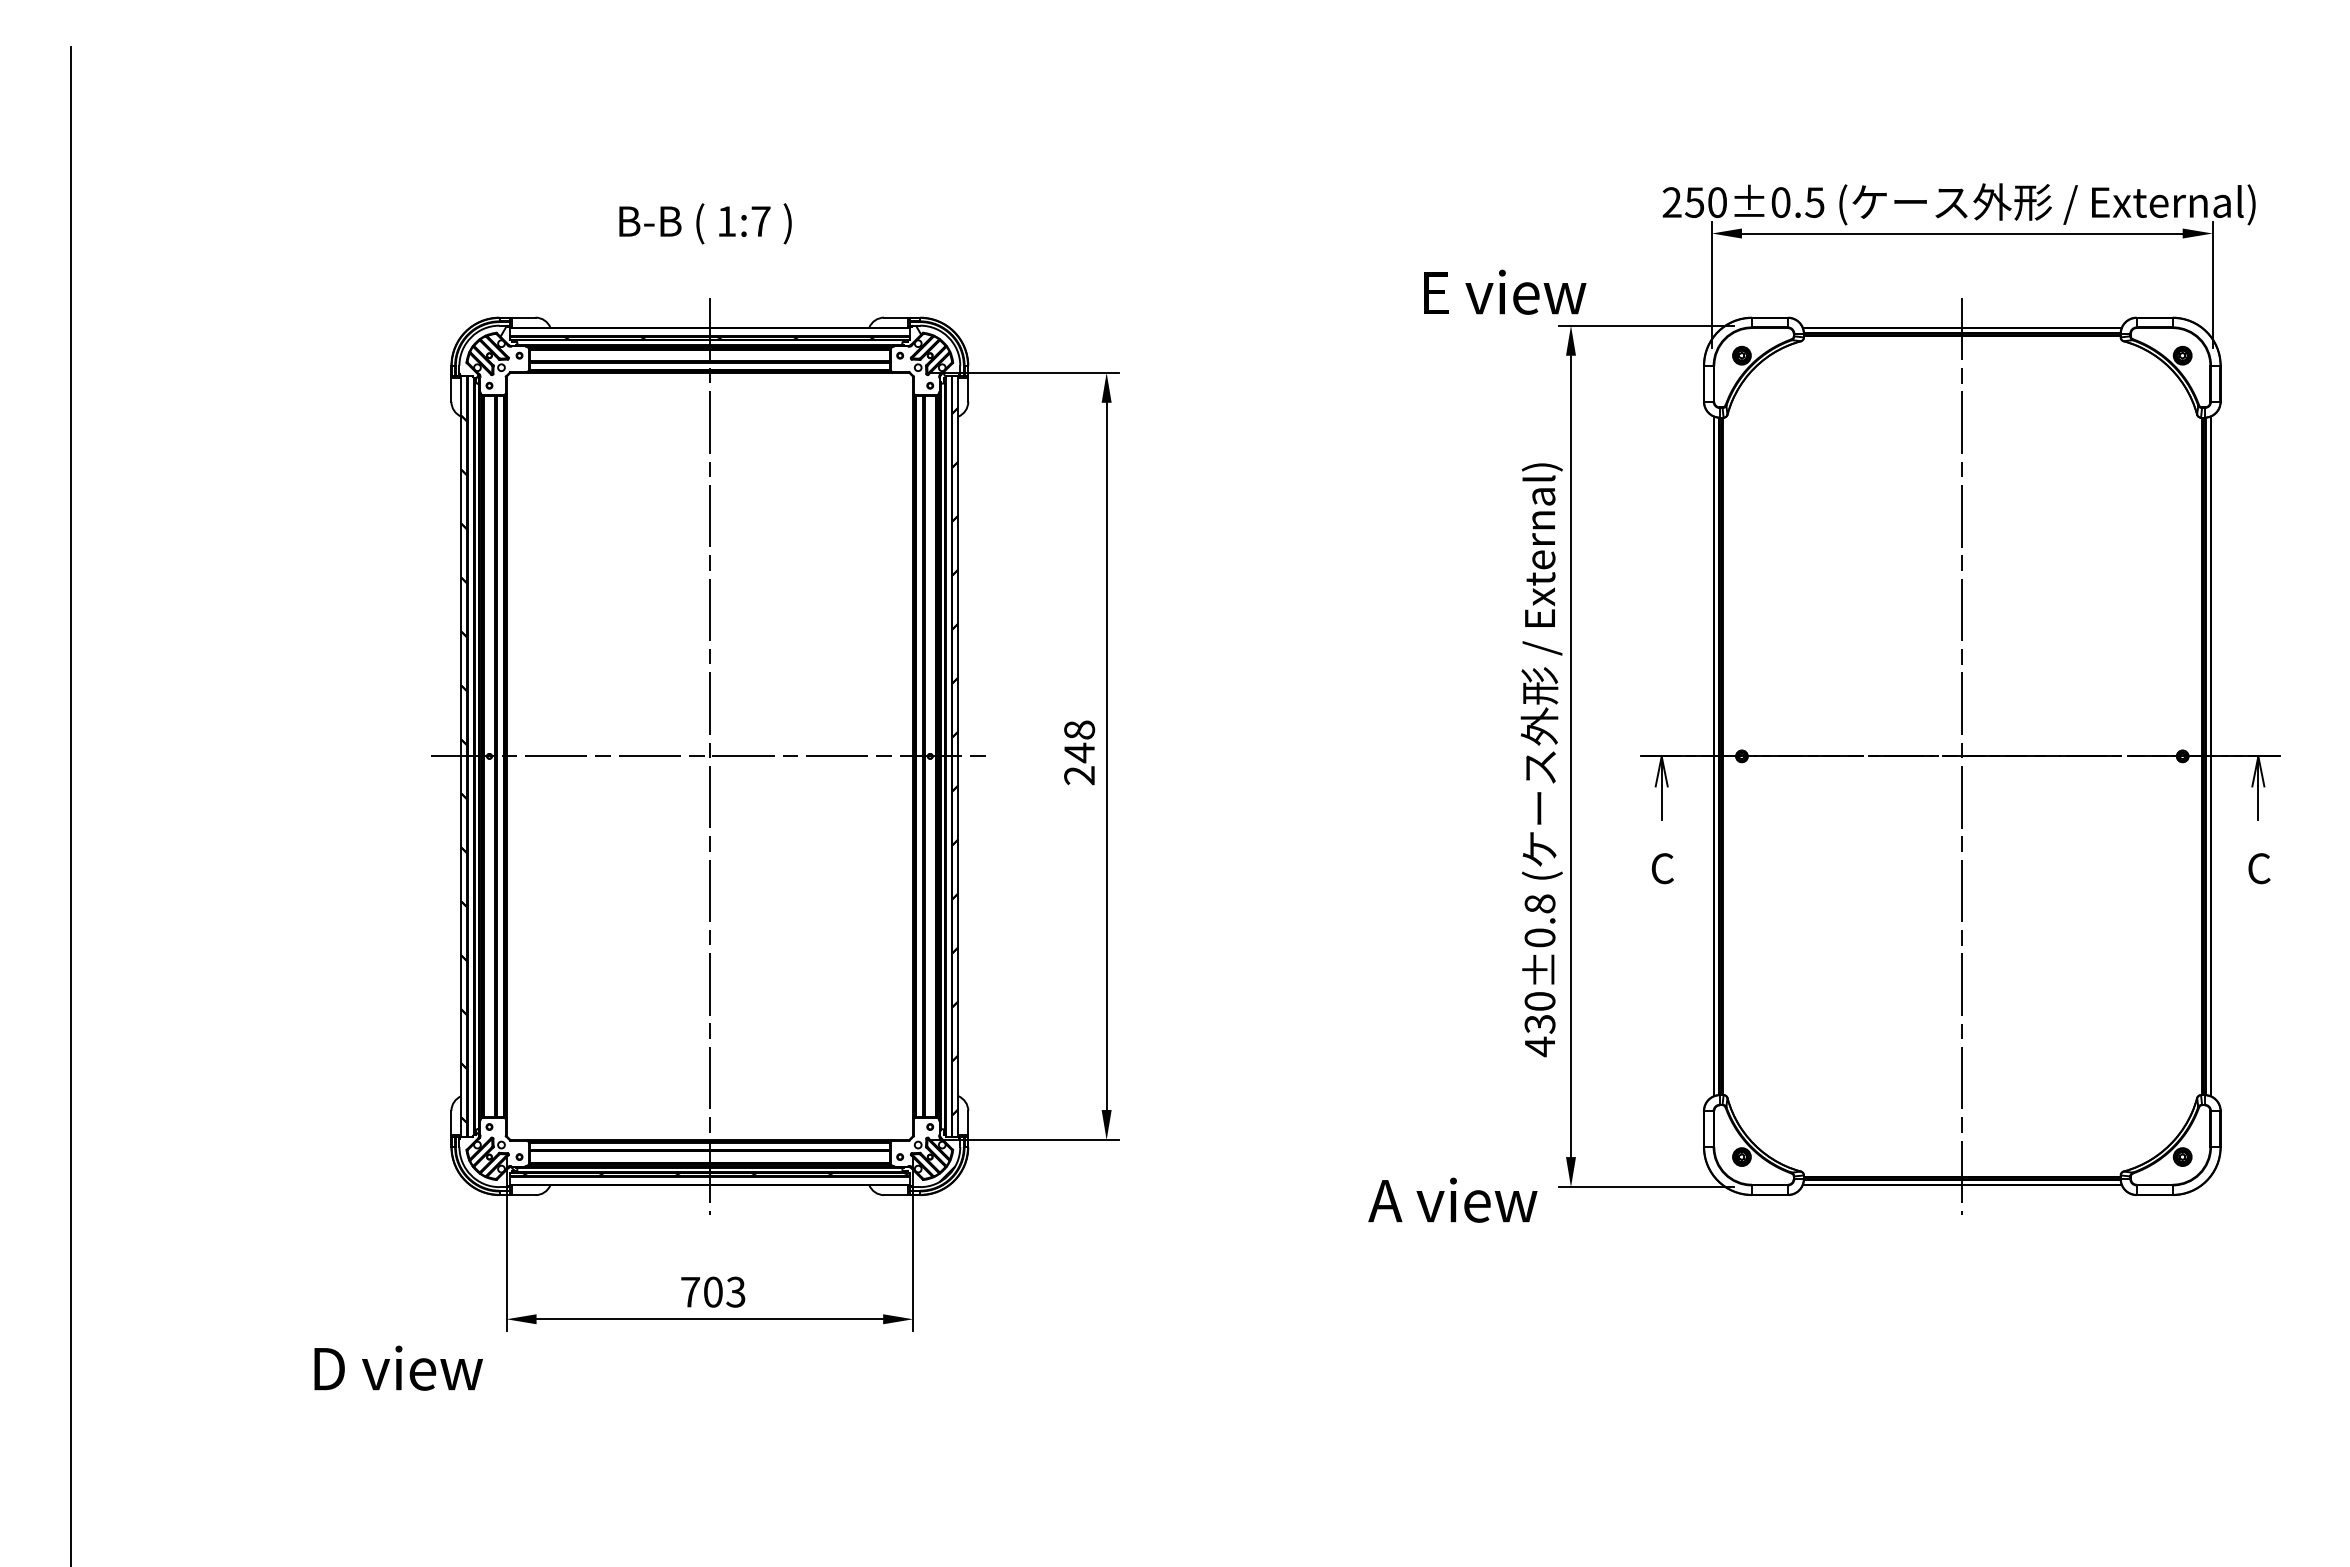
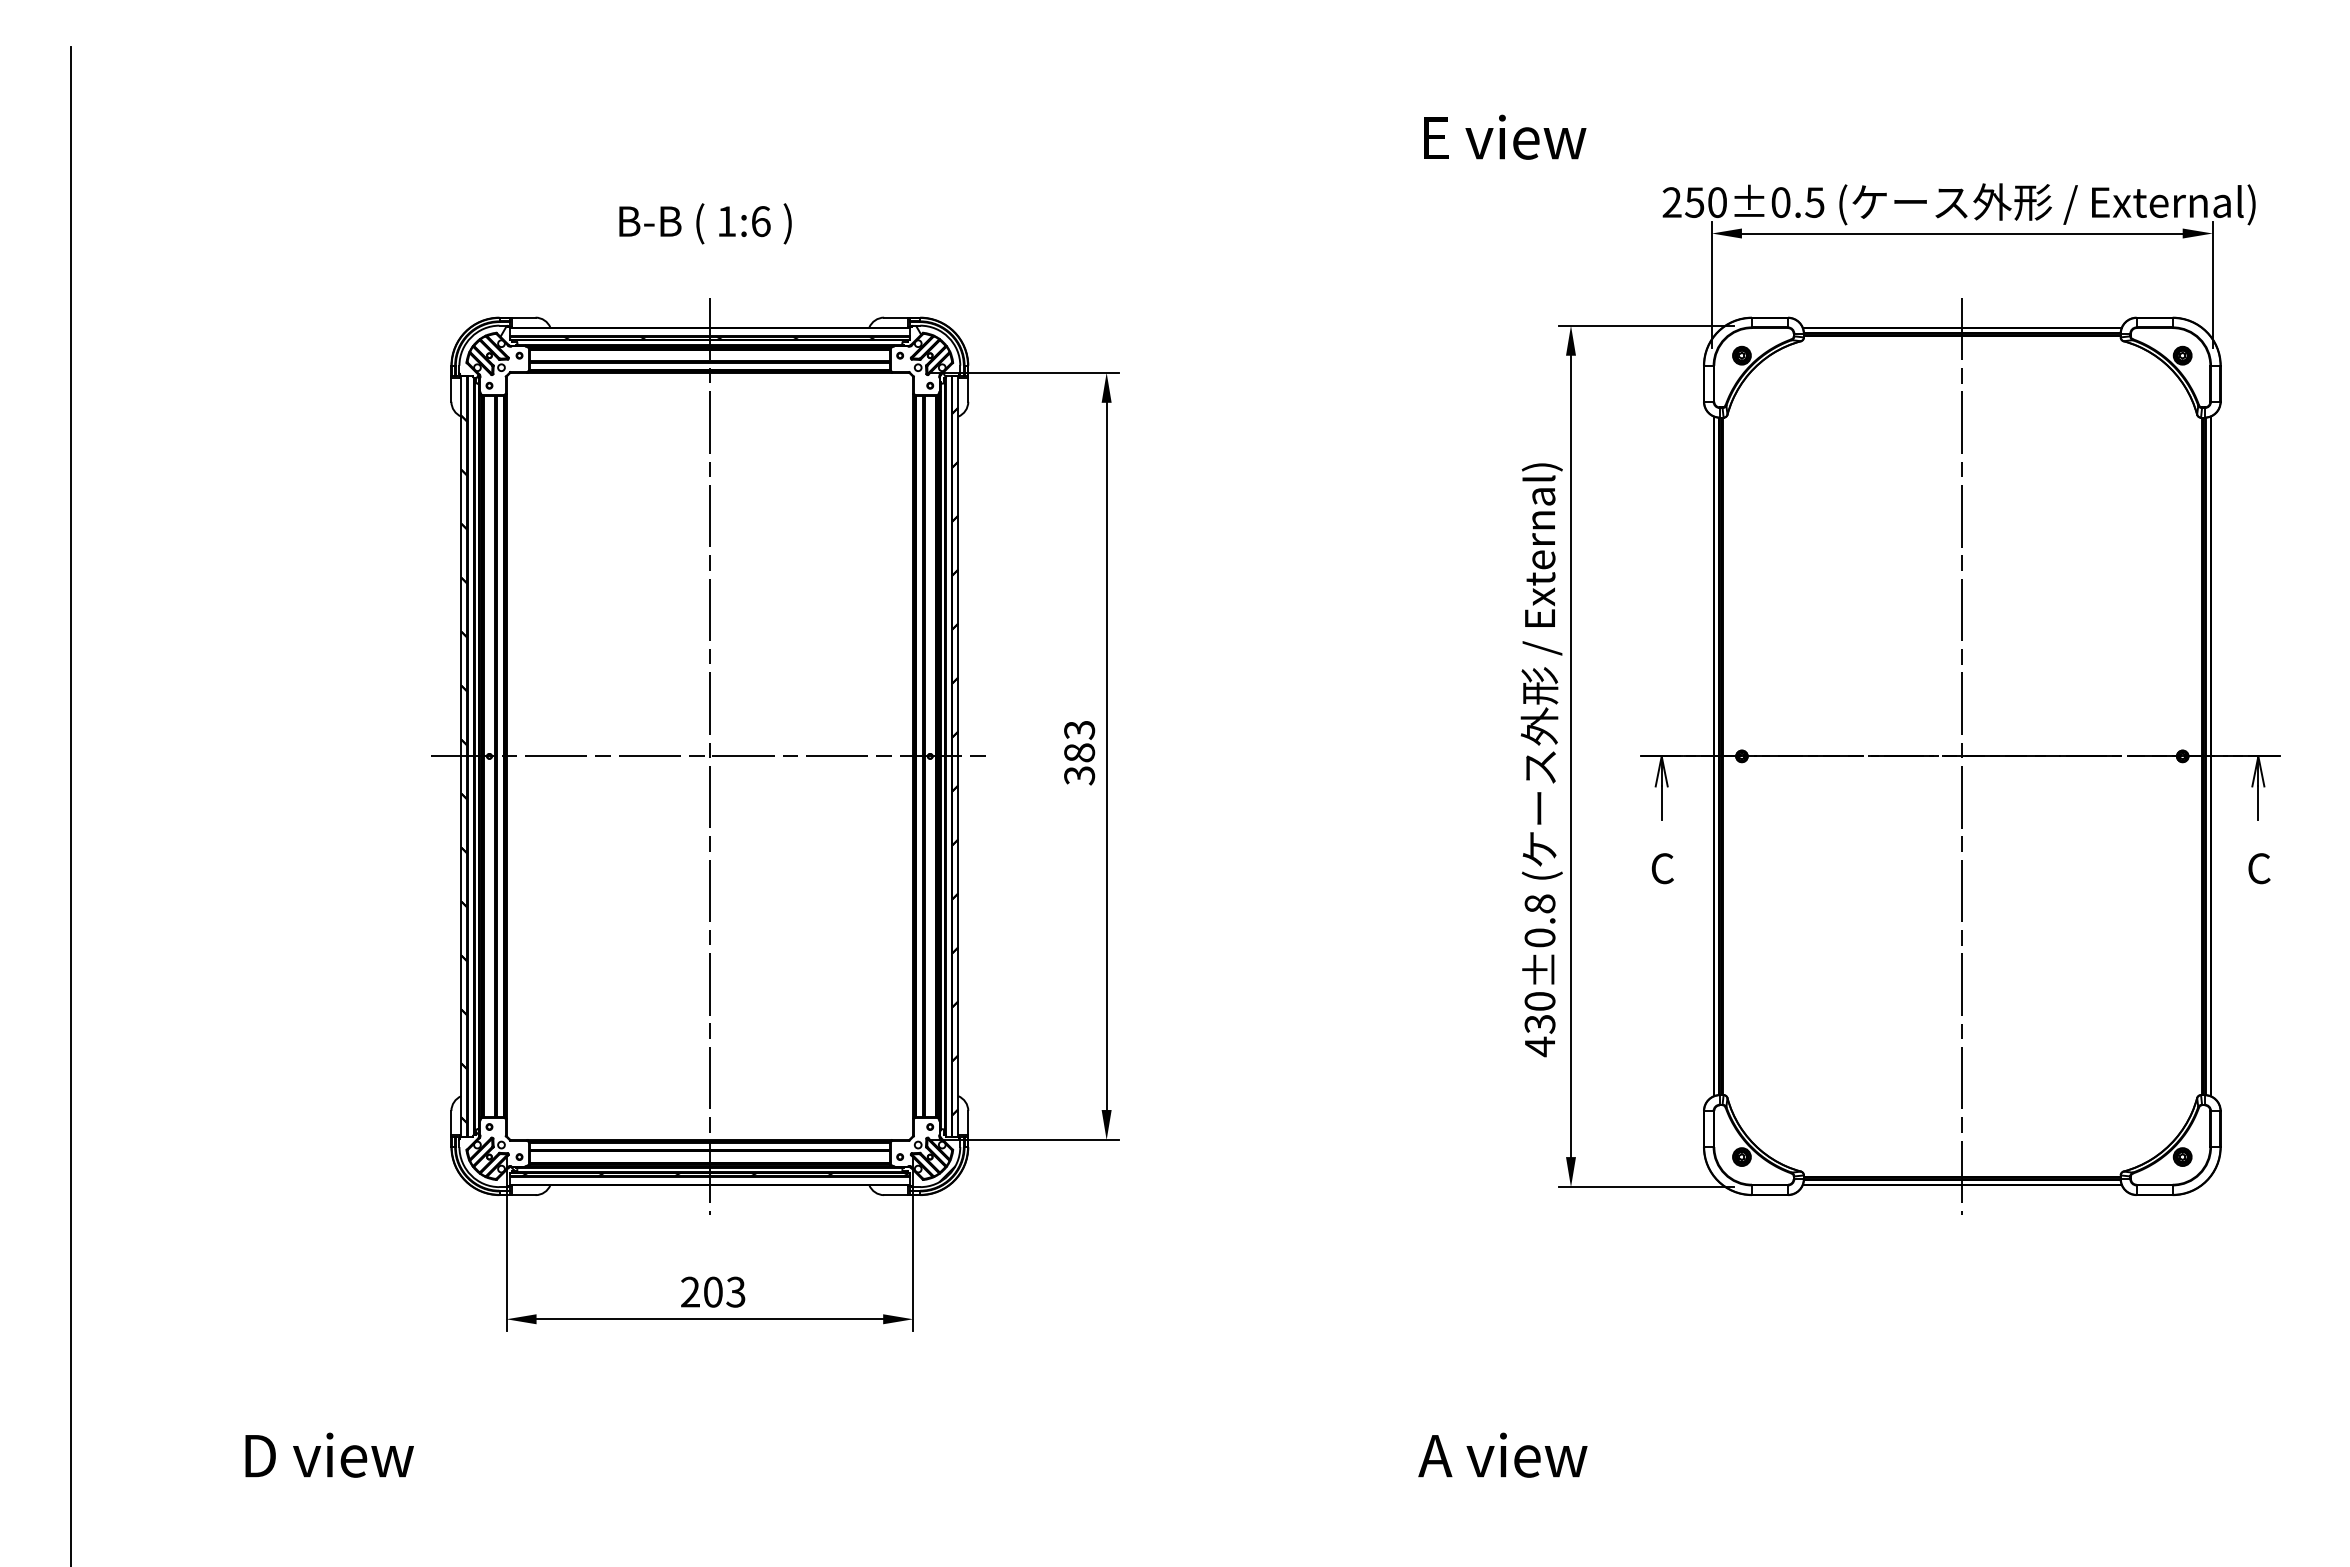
text: 1:7 -> 1:6 (760, 221)
text position: (1505, 291) -> (1505, 136) (1505, 136)
text: 248 -> 383 (1079, 752)
text position: (1452, 1199) -> (1502, 1454) (1502, 1454)
text: 703 -> 203 (690, 1291)
text position: (398, 1367) -> (329, 1454) (329, 1454)
